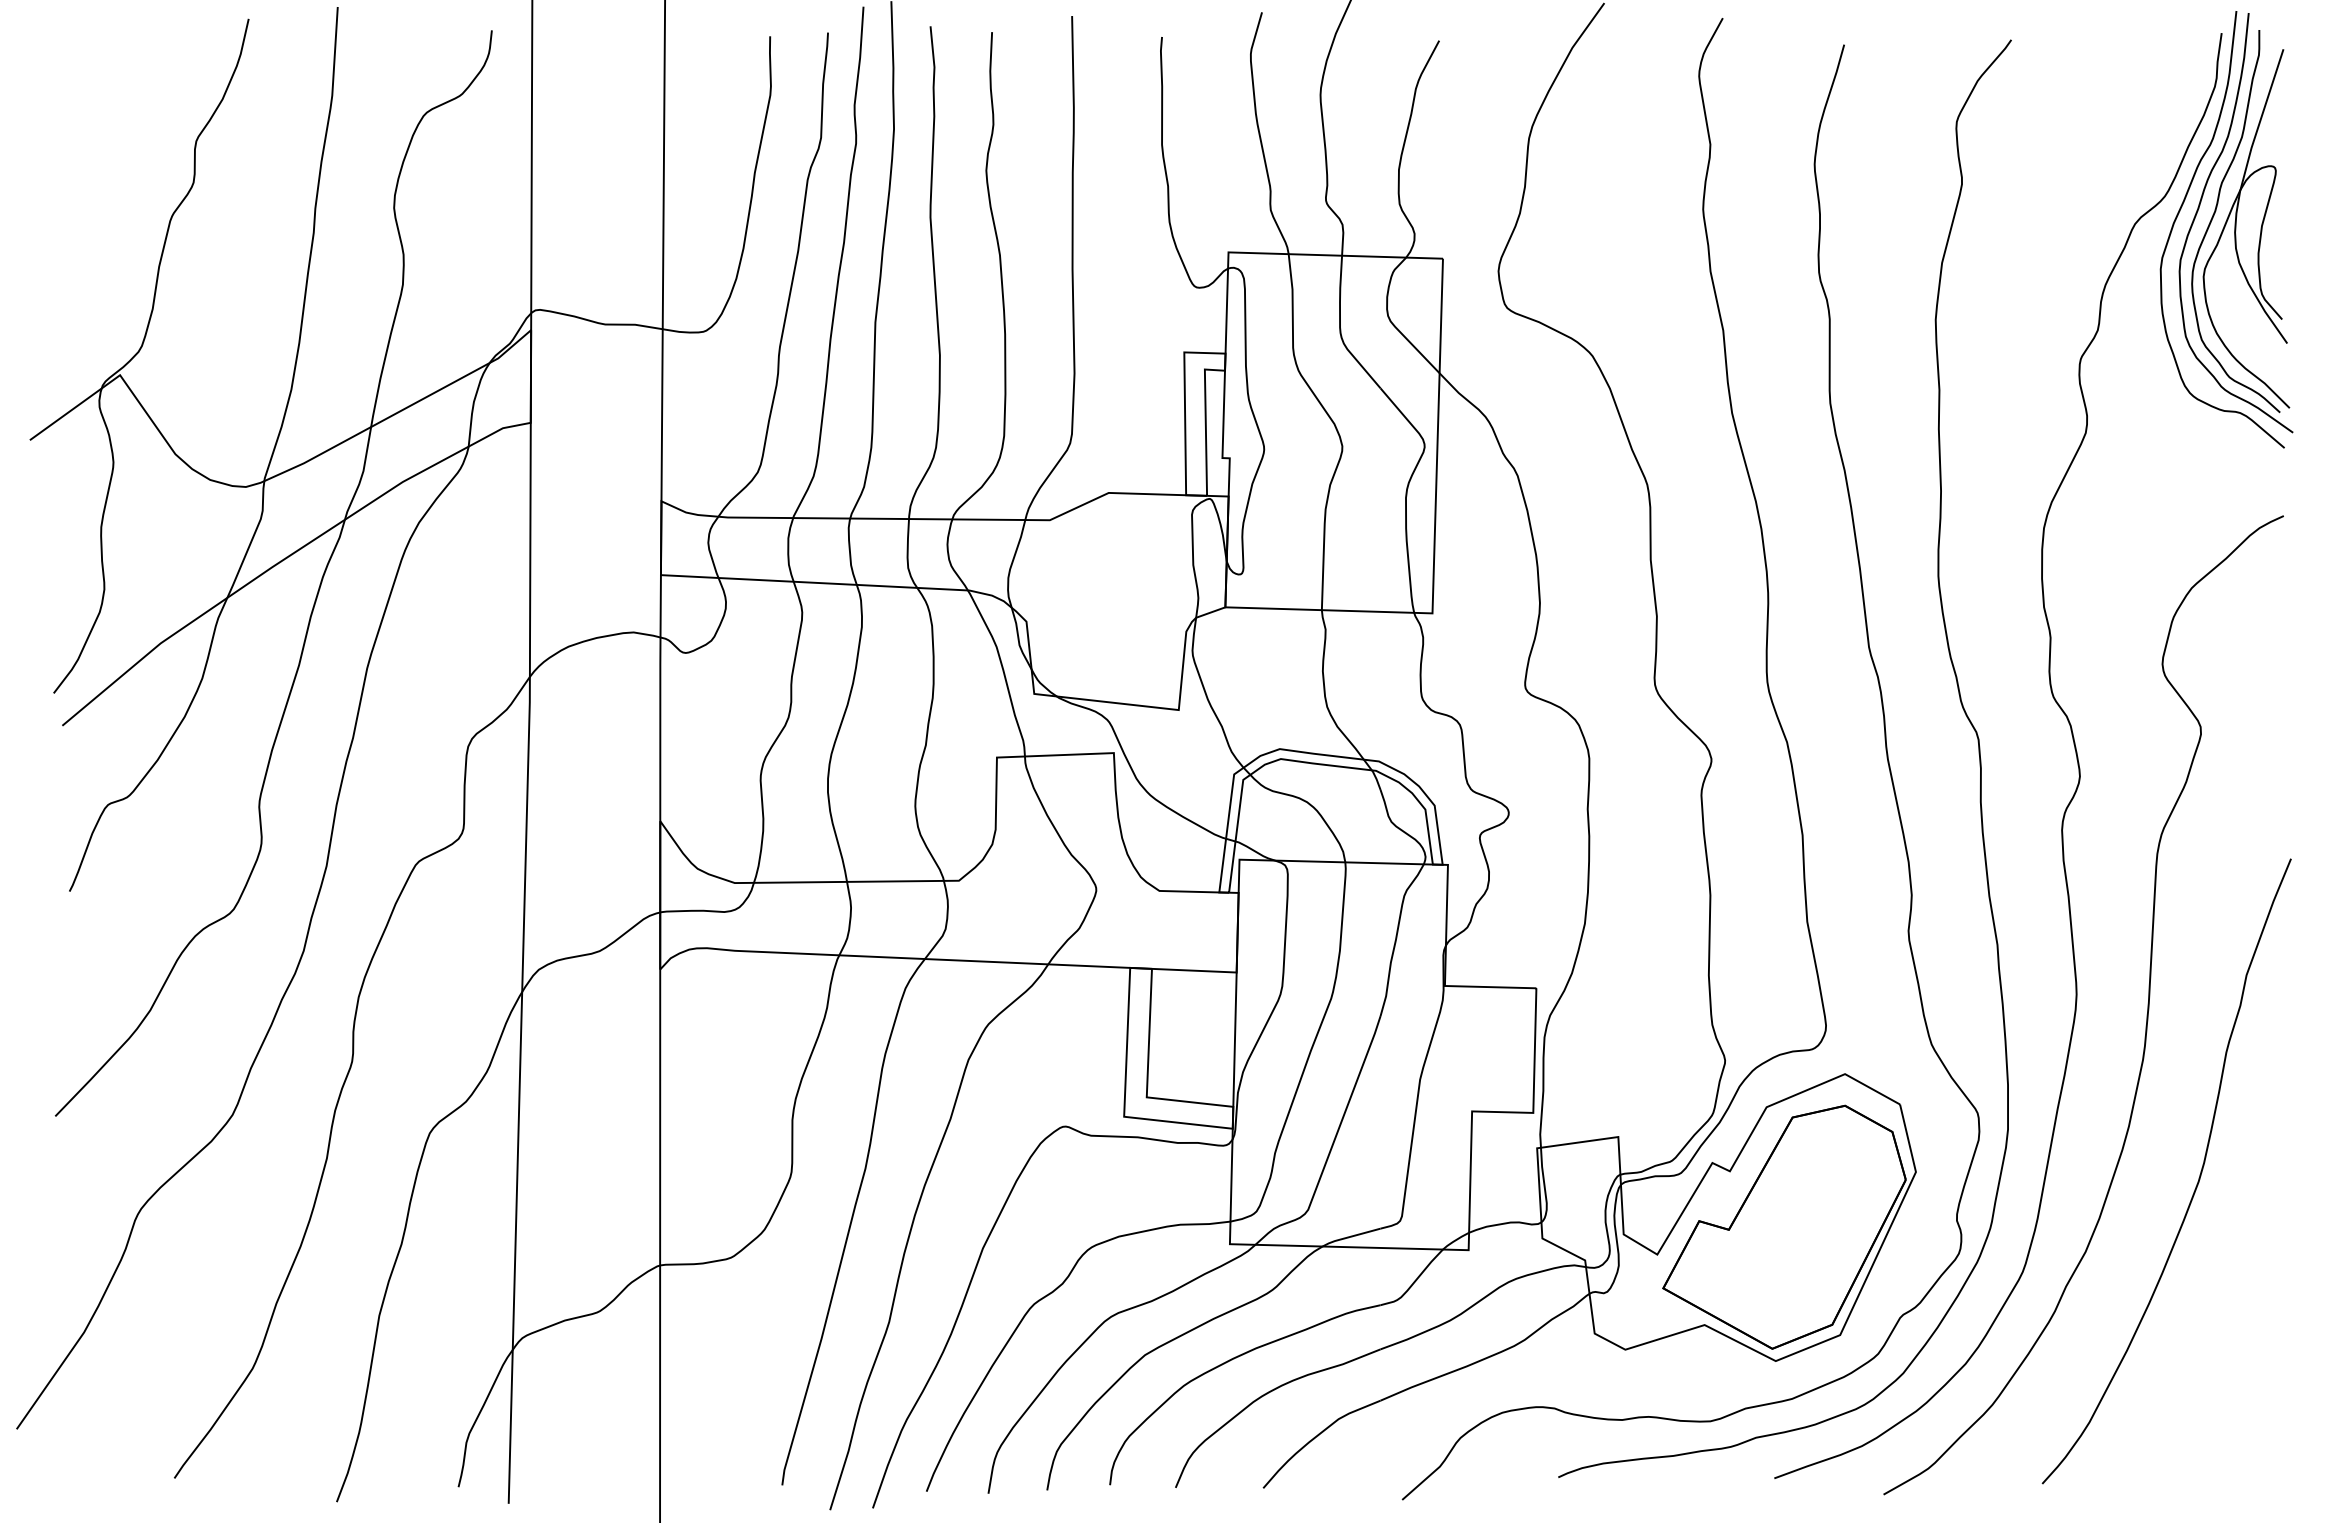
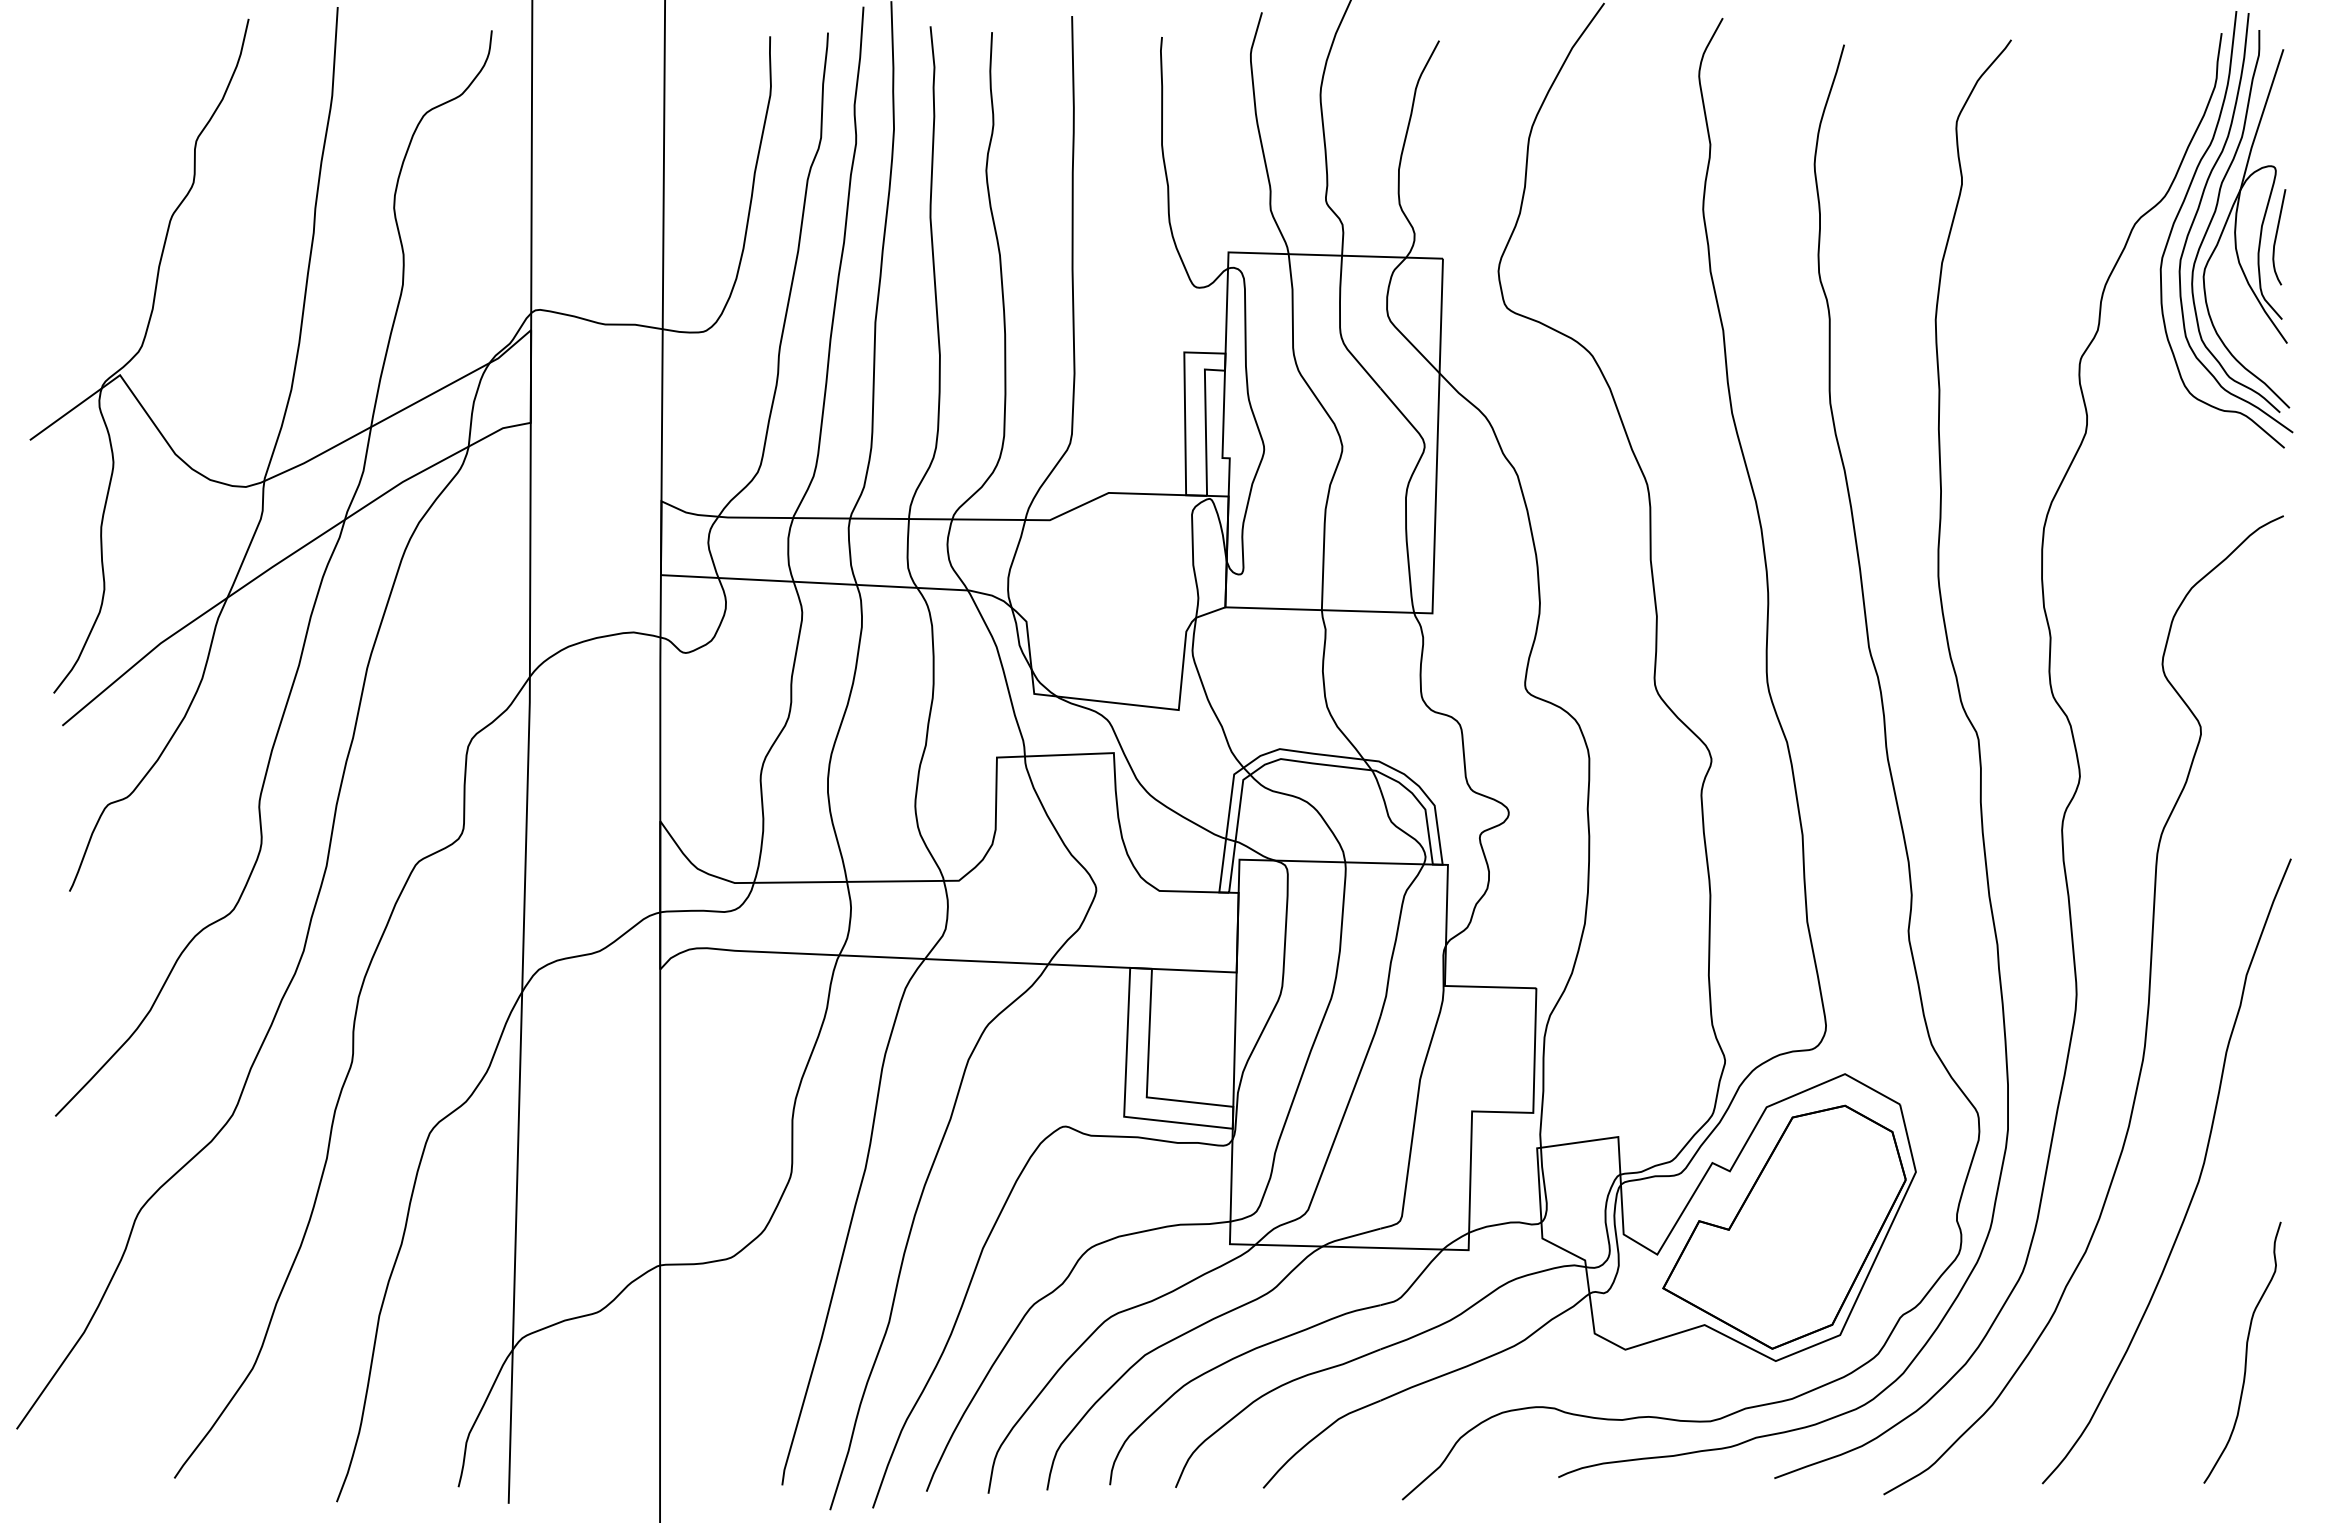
curve: none -> present (2277, 235)
curve: none -> present (2245, 1352)
